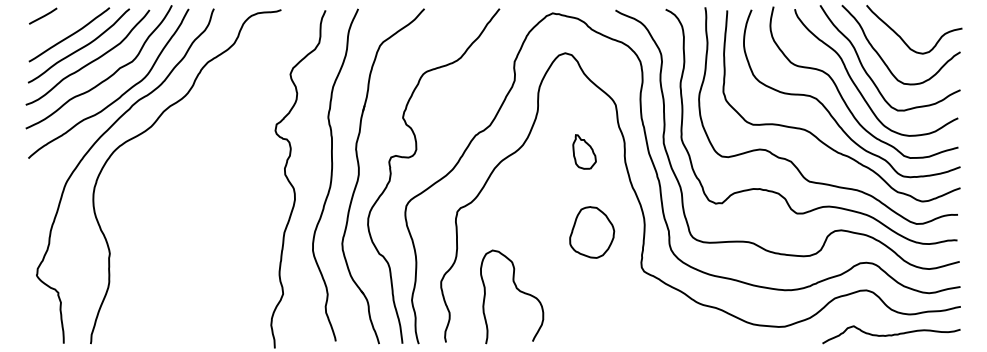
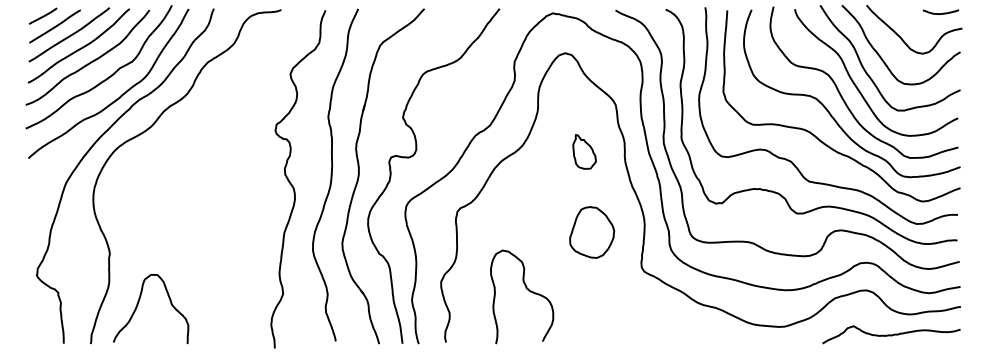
curve: none -> present (940, 13)
line: none -> present (54, 26)
curve position: (517, 290) -> (527, 290) (527, 290)
curve: none -> present (138, 305)
